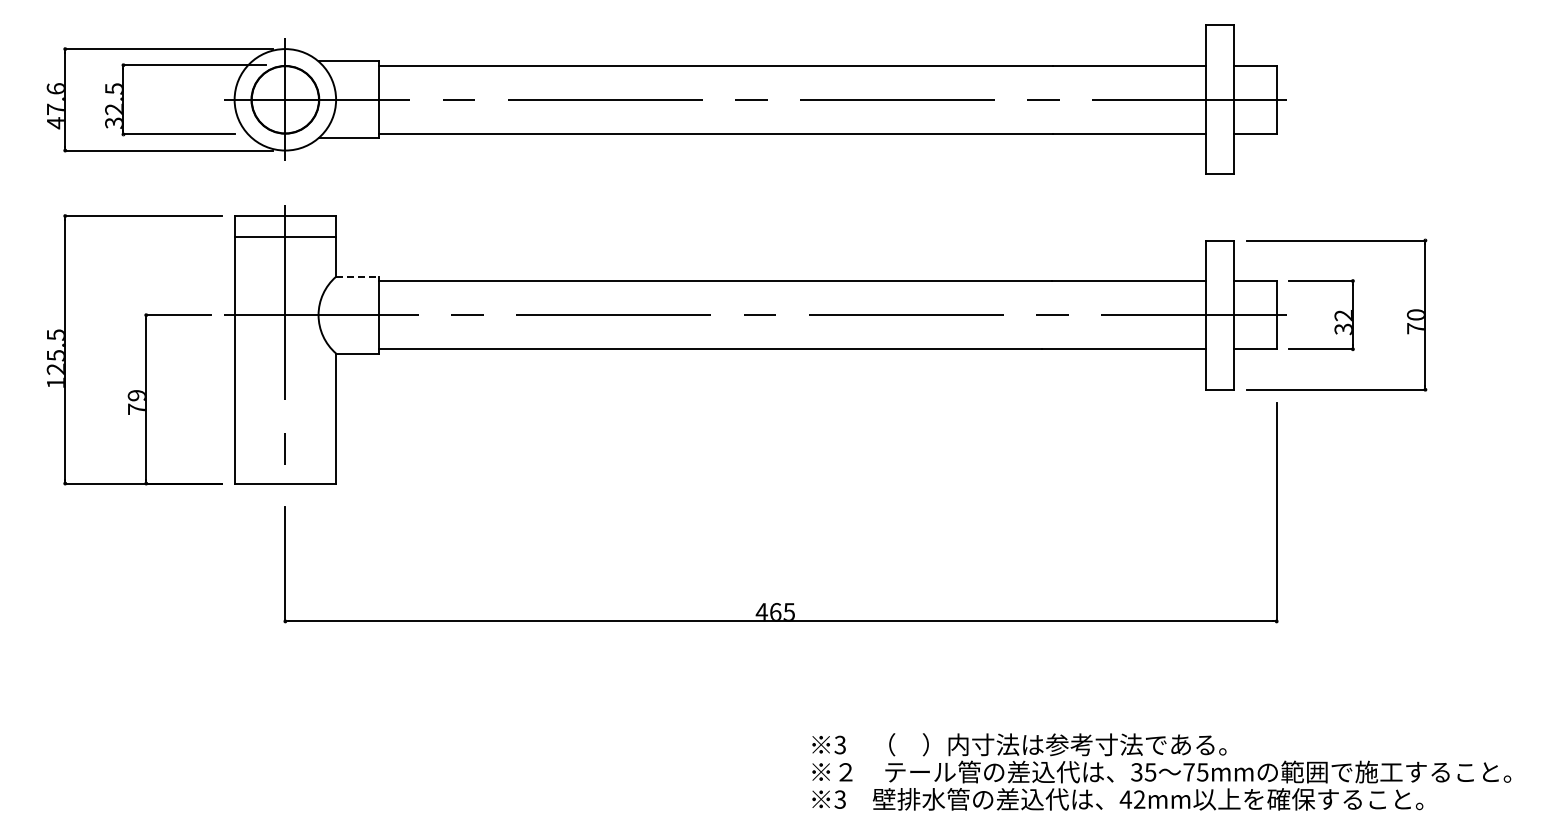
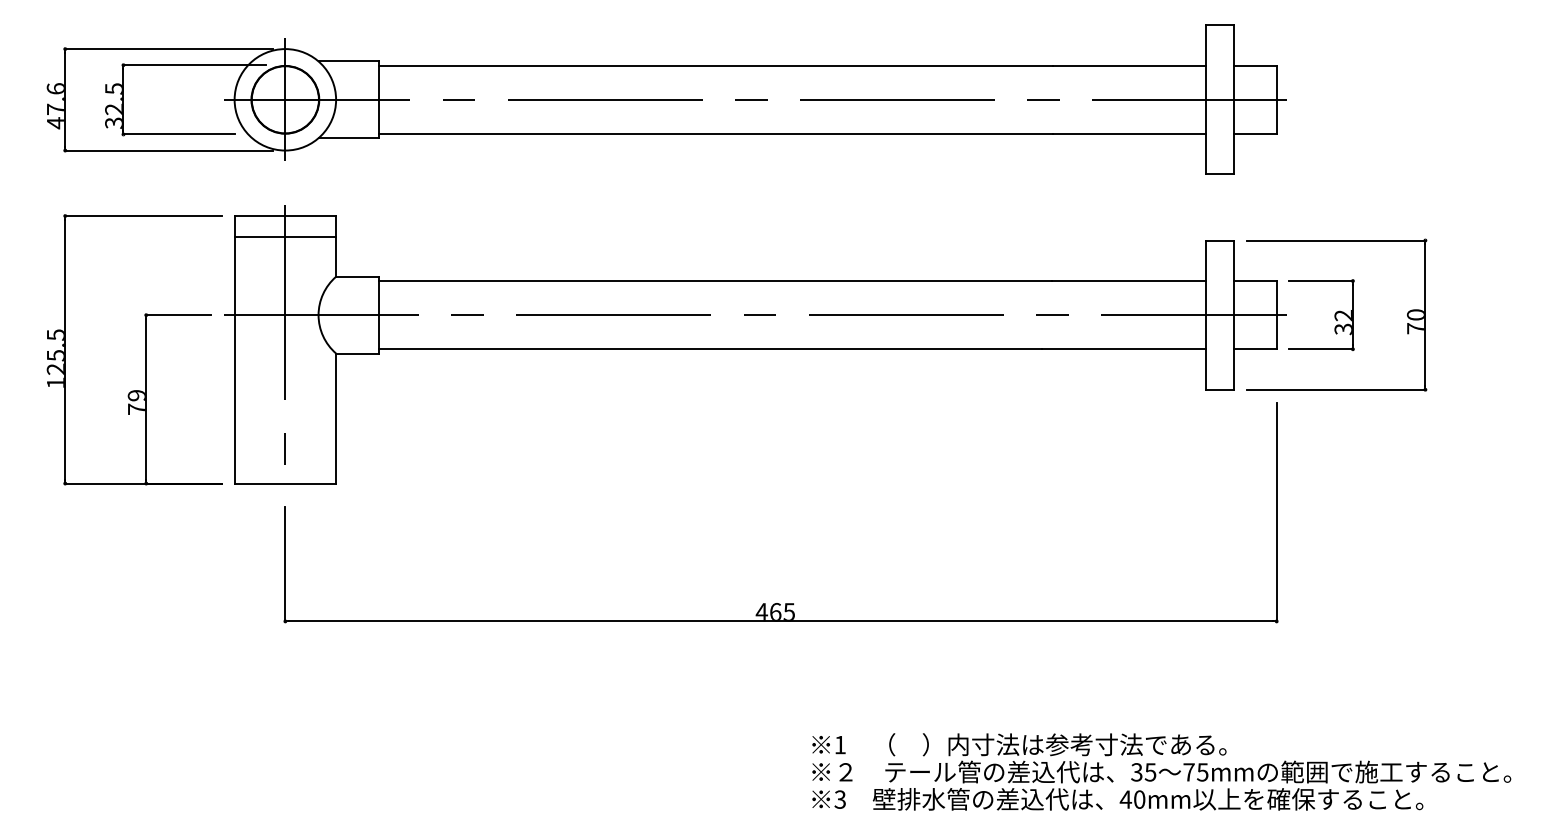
line: dashed -> solid (357, 276)
text: 3 -> 1 (839, 744)
text: 42mm -> 40mm (1139, 799)
